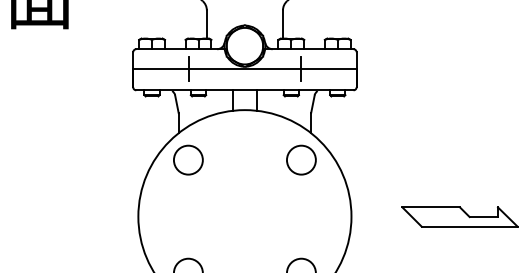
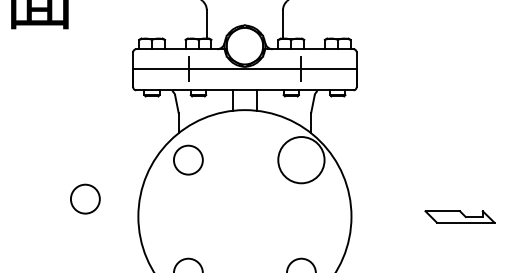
circle diameter: 29 px -> 46 px (301, 160)
circle: none -> present (85, 198)
part size: 118x22 px -> 72x14 px (459, 216)
